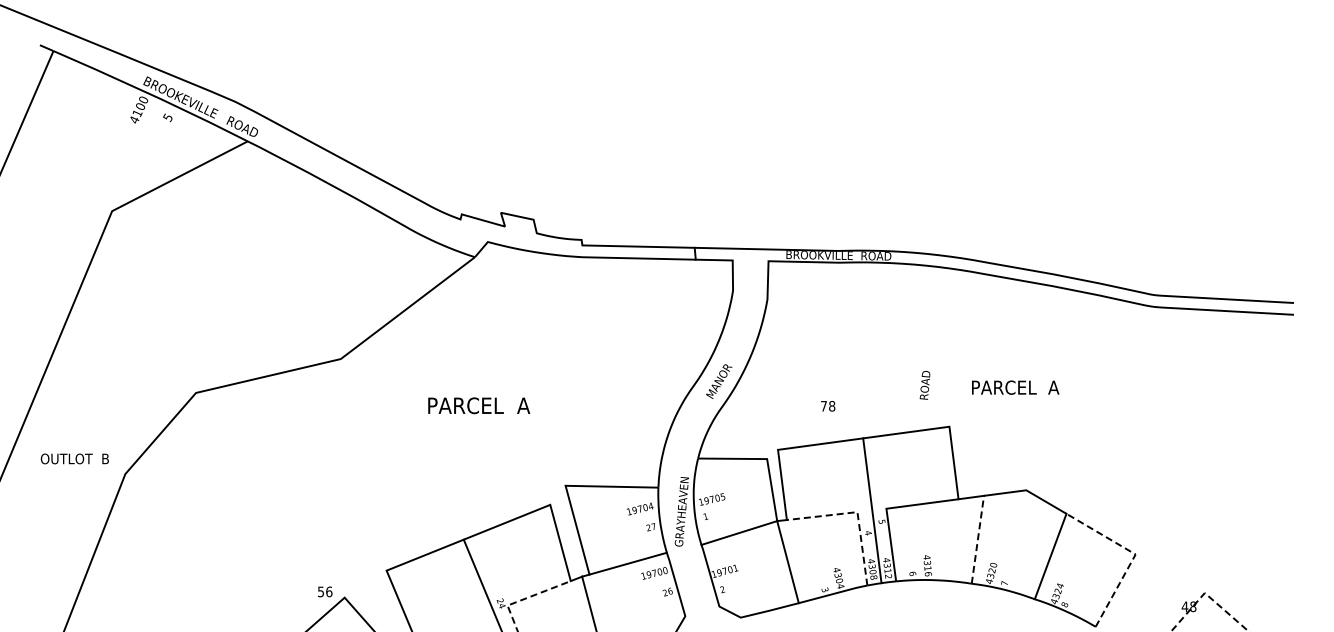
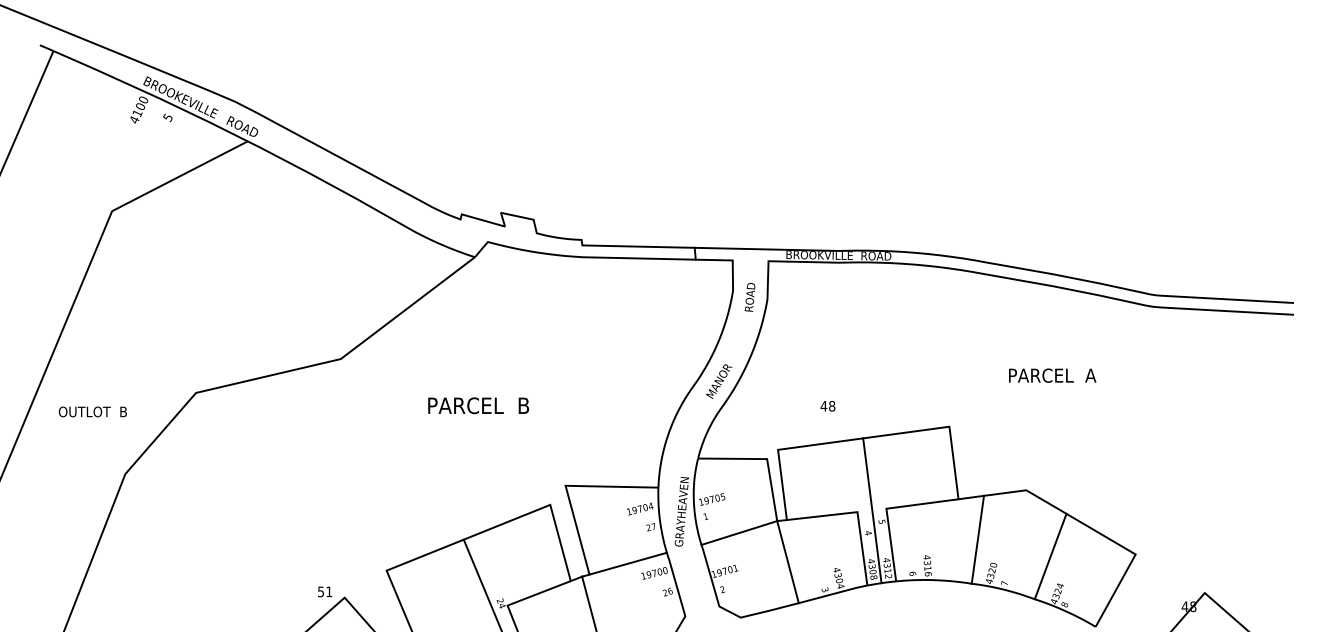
text position: (924, 385) -> (749, 297) (749, 297)
text position: (1015, 387) -> (1052, 375) (1052, 375)
text: PARCEL  A -> PARCEL  B (523, 405)
text: 78 -> 48 (823, 406)
text position: (74, 458) -> (92, 411) (92, 411)
line: dashed -> solid (857, 513)
line: dashed -> solid (977, 539)
line: dashed -> solid (1135, 554)
text: 56 -> 51 (329, 591)
line: dashed -> solid (1207, 594)
line: dashed -> solid (526, 598)
